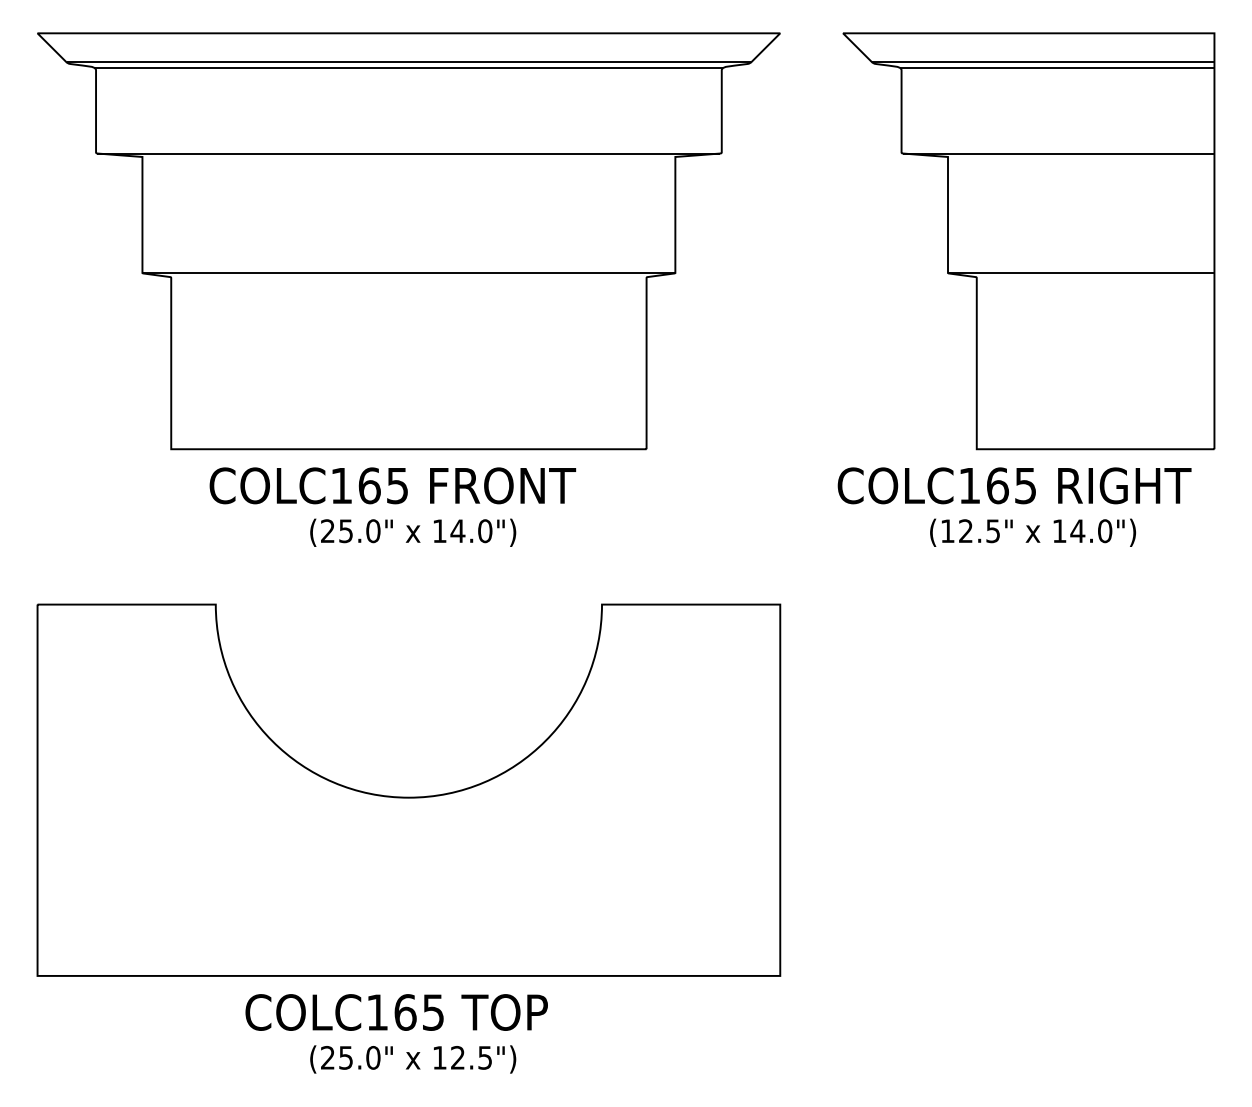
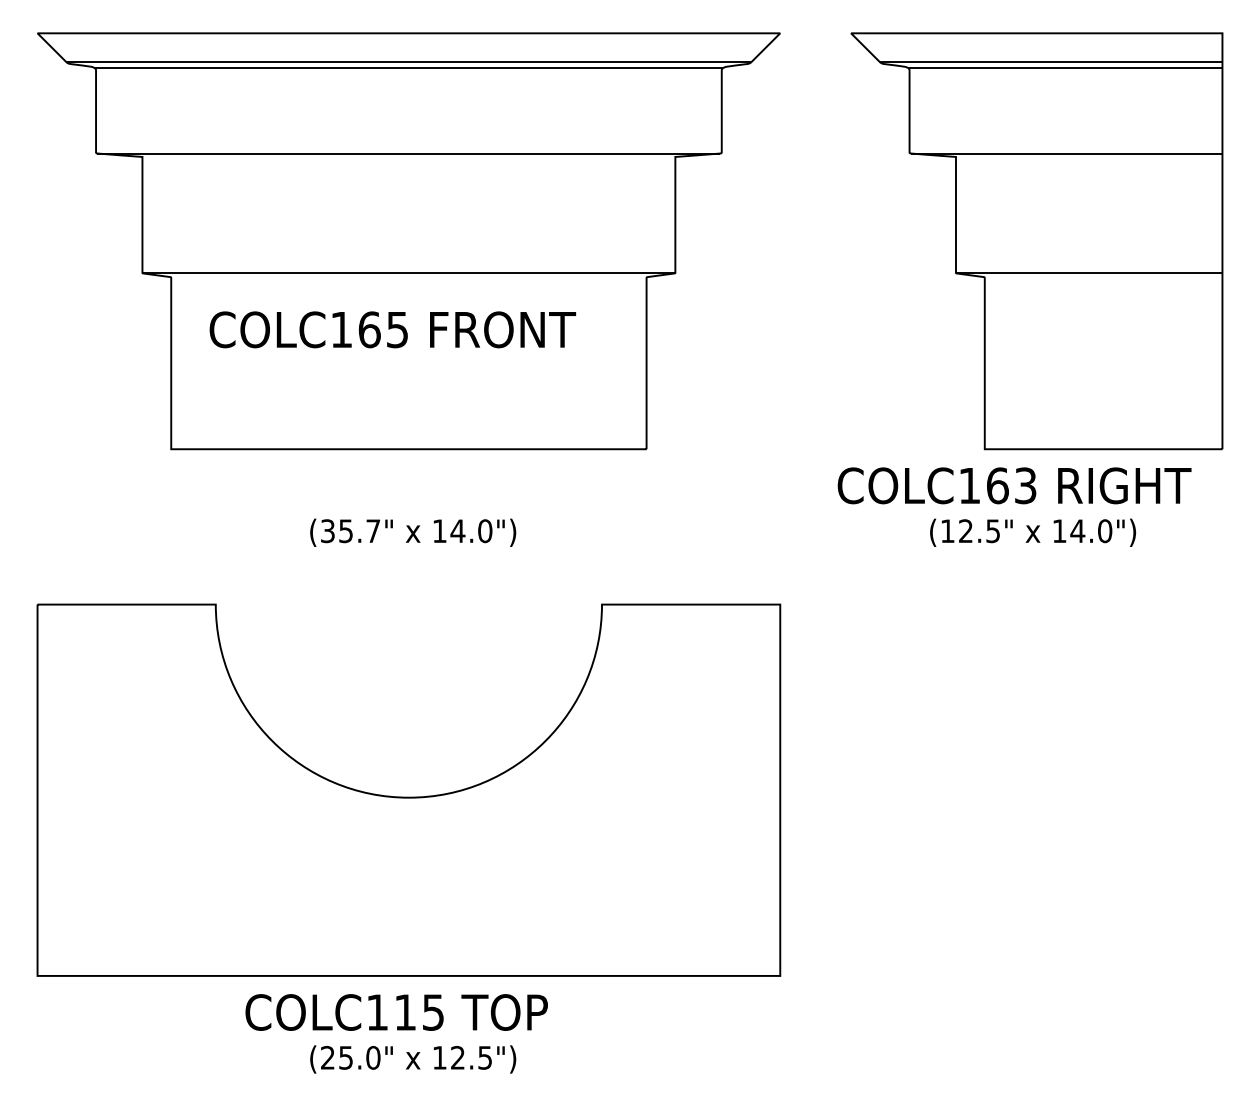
part position: (1028, 241) -> (1036, 241) (1036, 241)
text position: (392, 485) -> (392, 329) (392, 329)
text: COLC165 -> COLC163 (1025, 485)
text: (25.0" -> (35.7" (350, 531)
text: COLC165 -> COLC115 (405, 1012)
